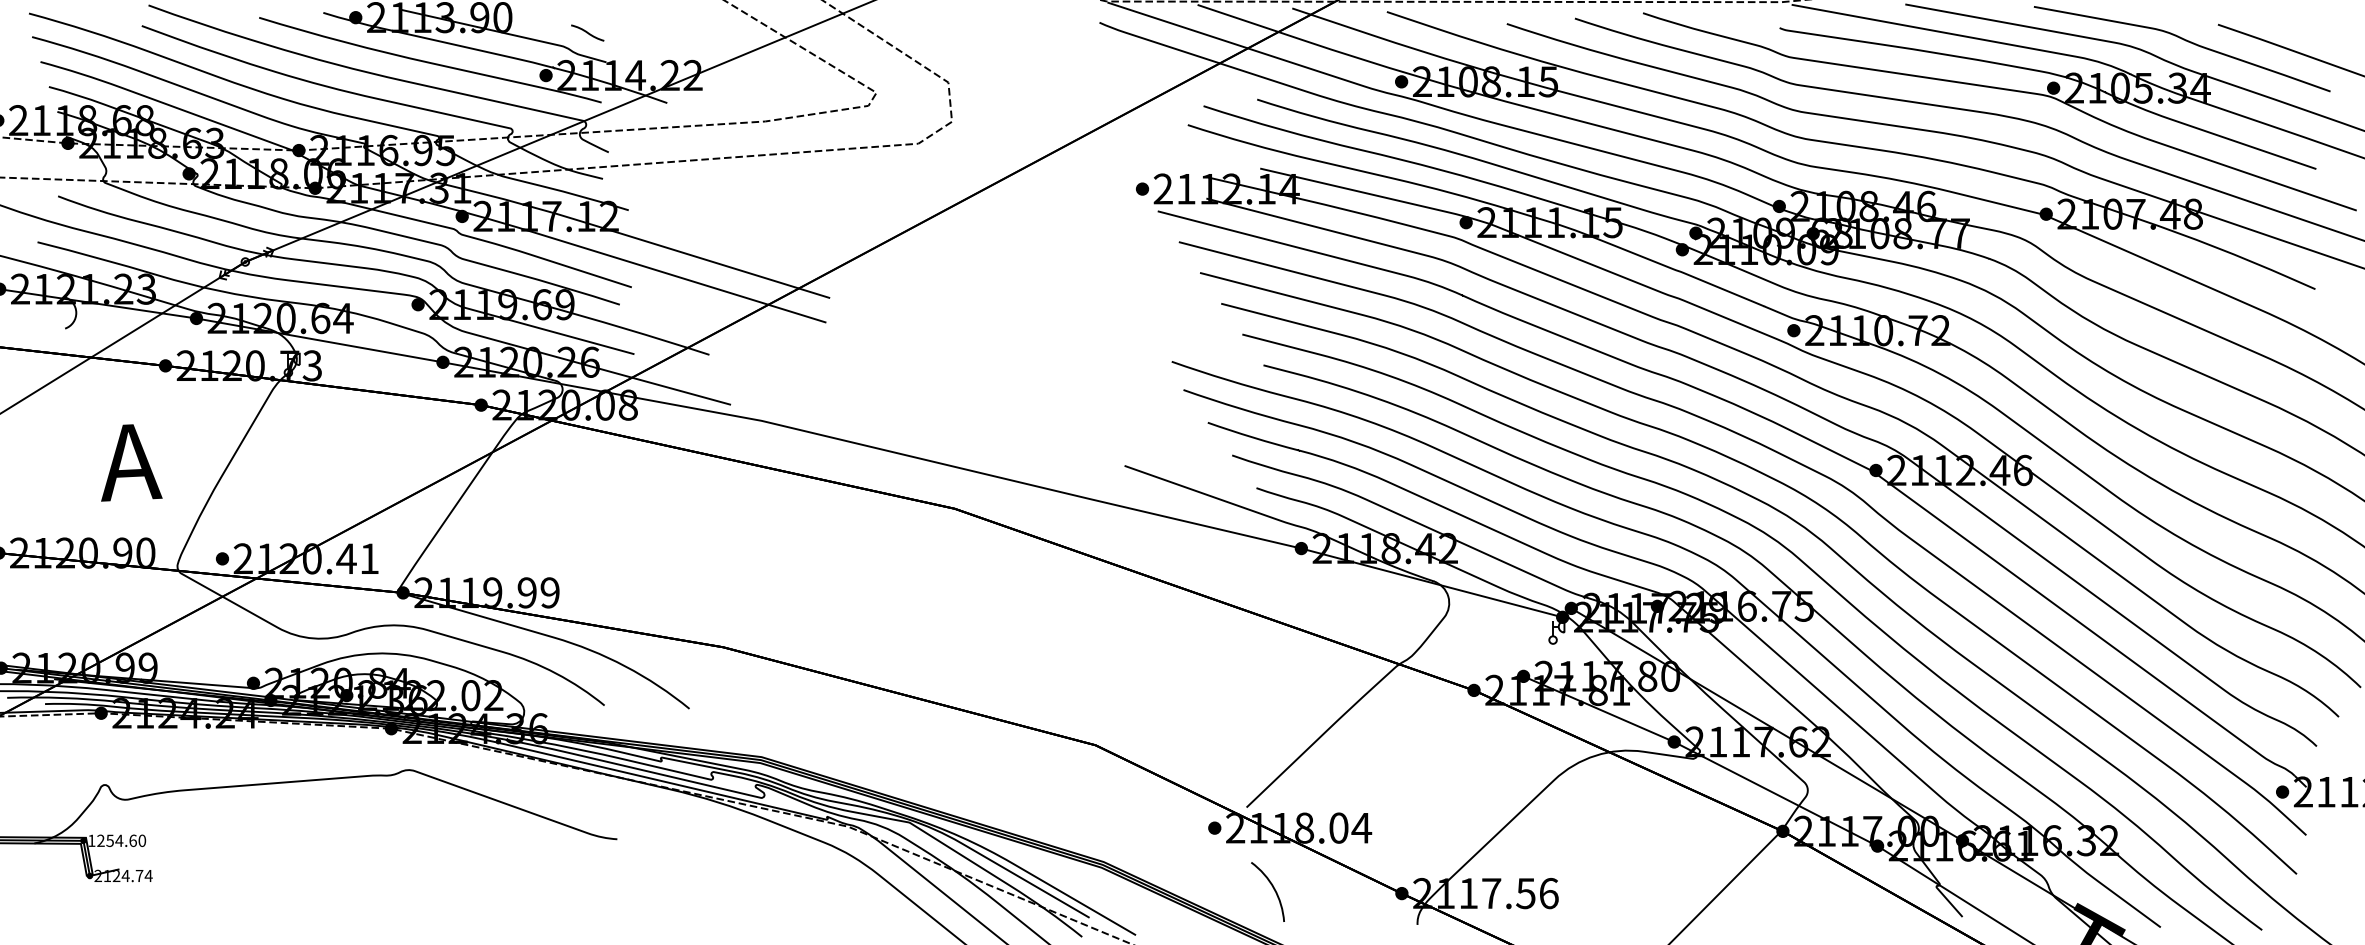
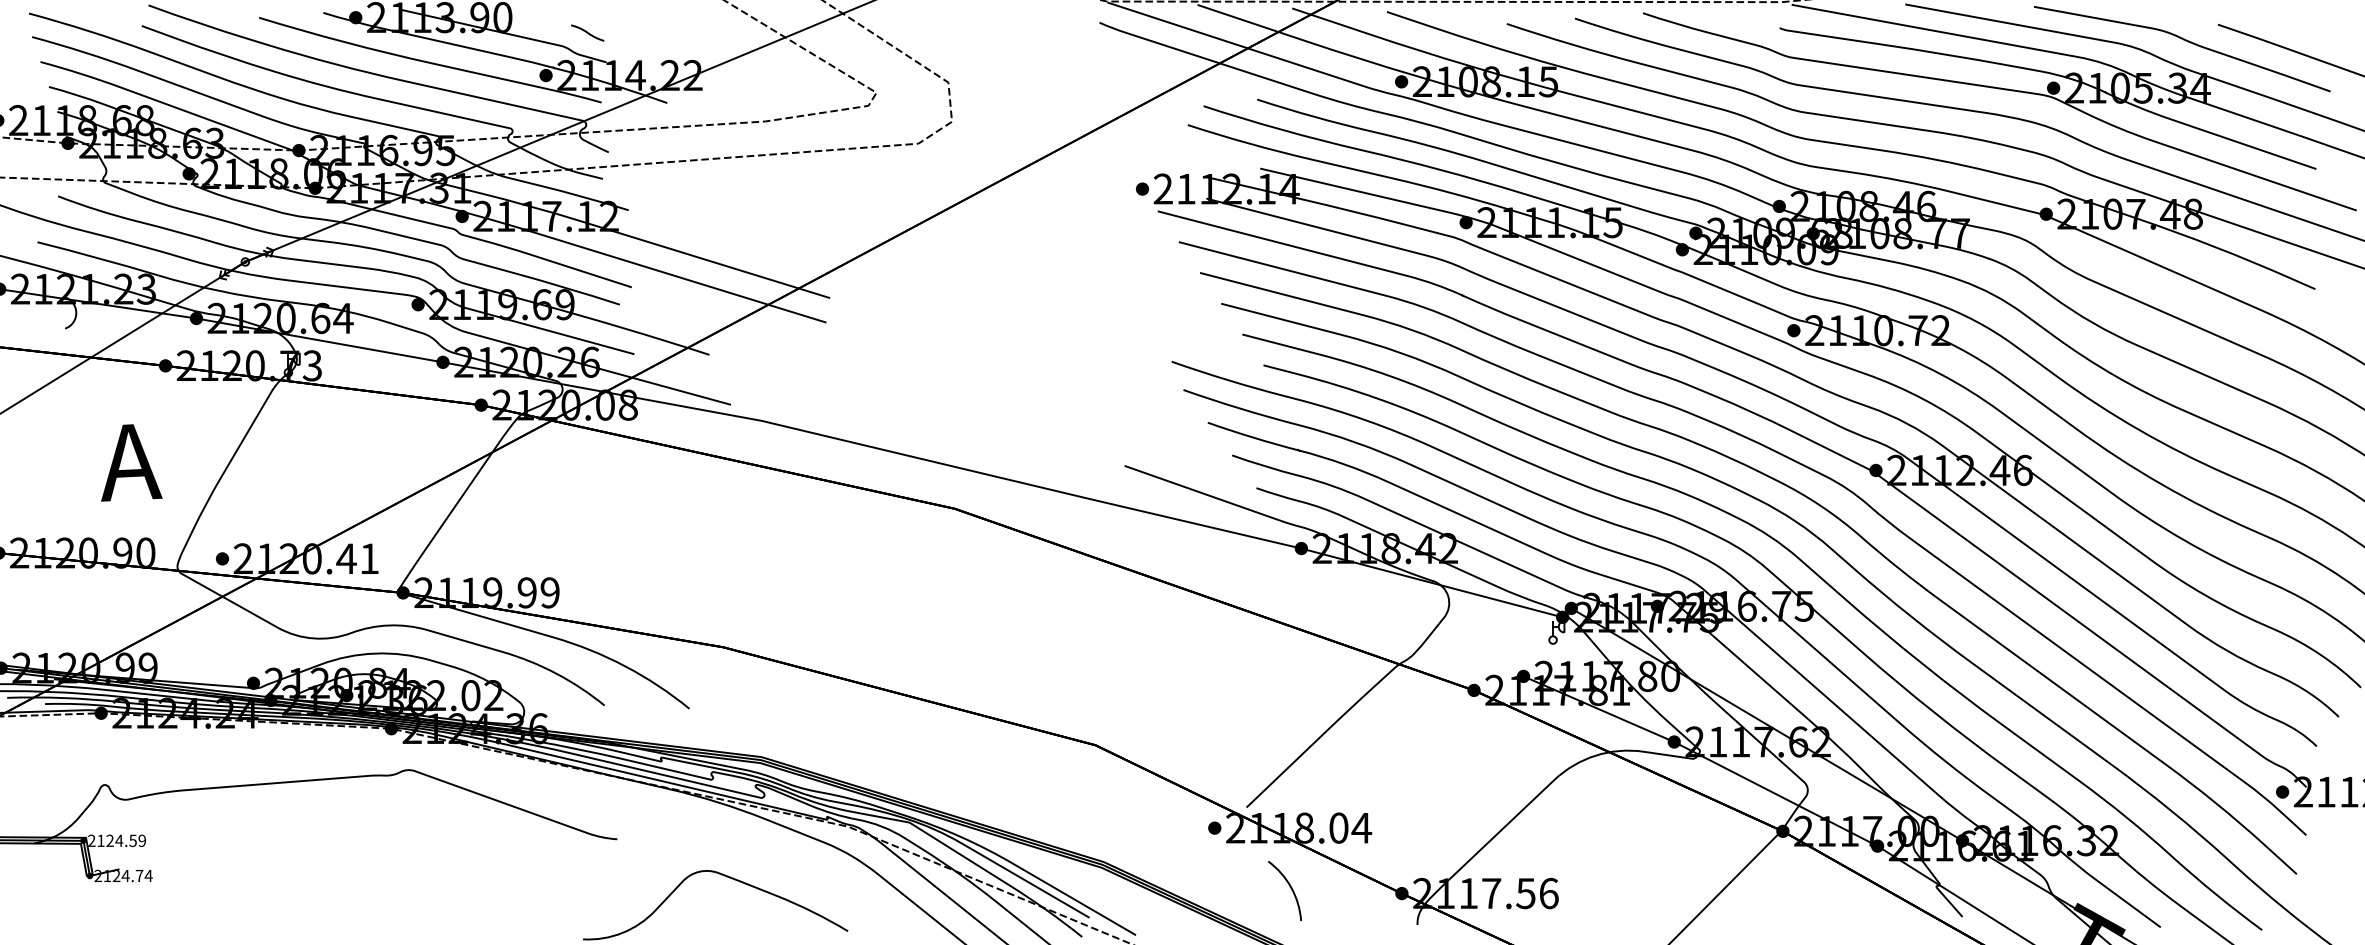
text: 1254.60 -> 2124.59 (117, 840)
curve: none -> present (726, 877)
curve position: (1273, 889) -> (1290, 888) (1290, 888)
